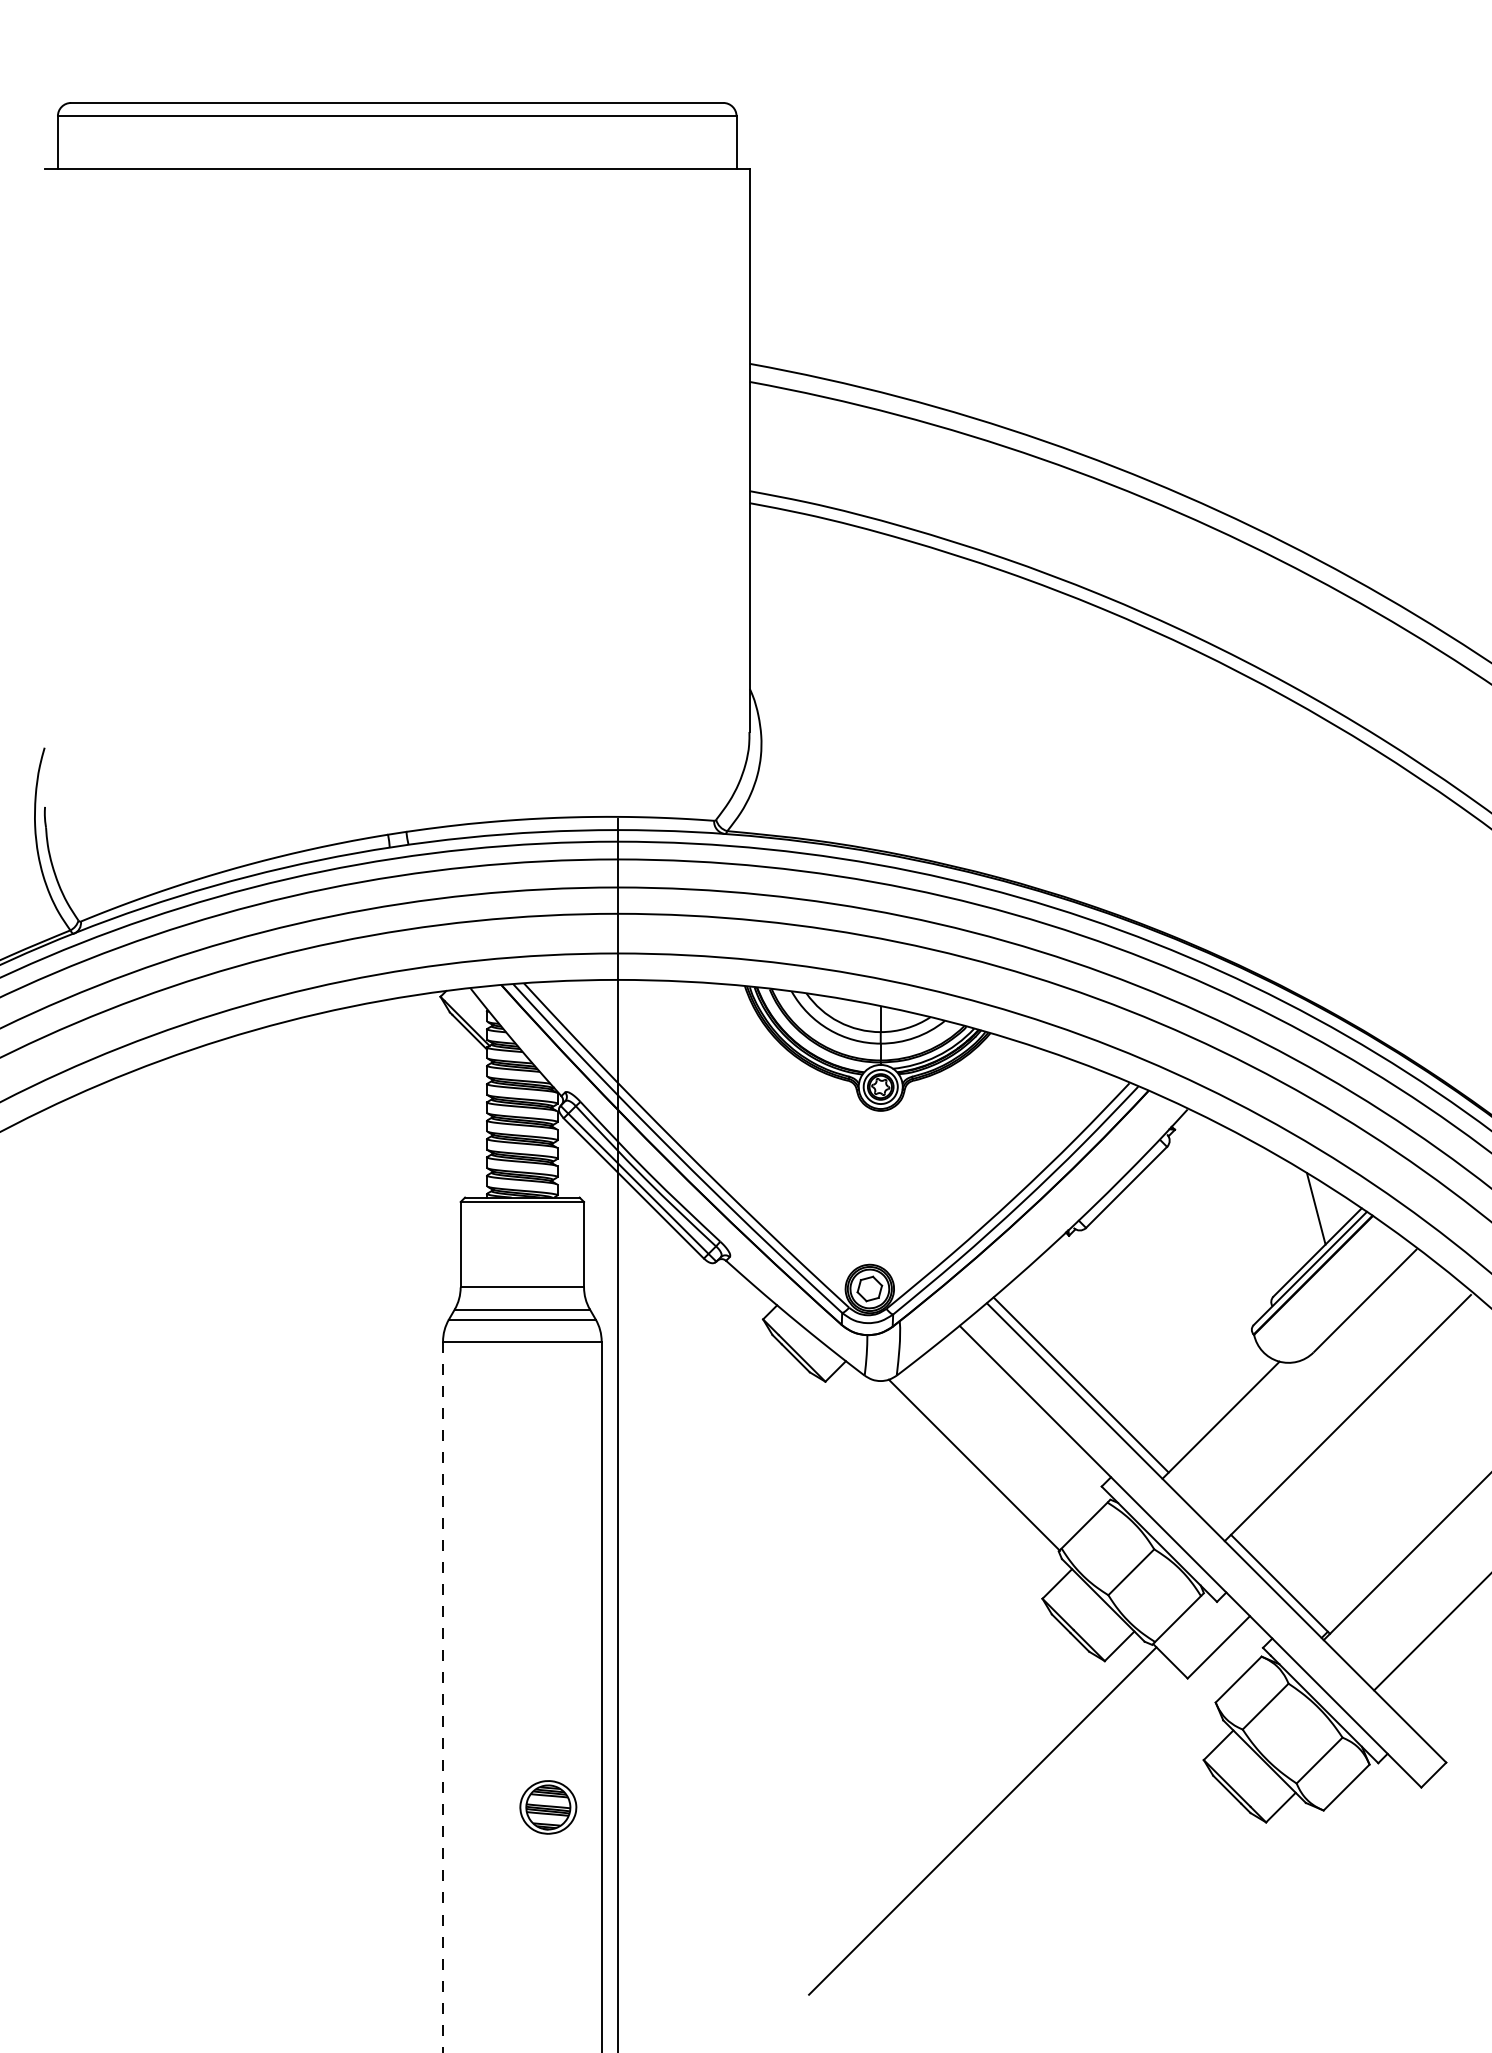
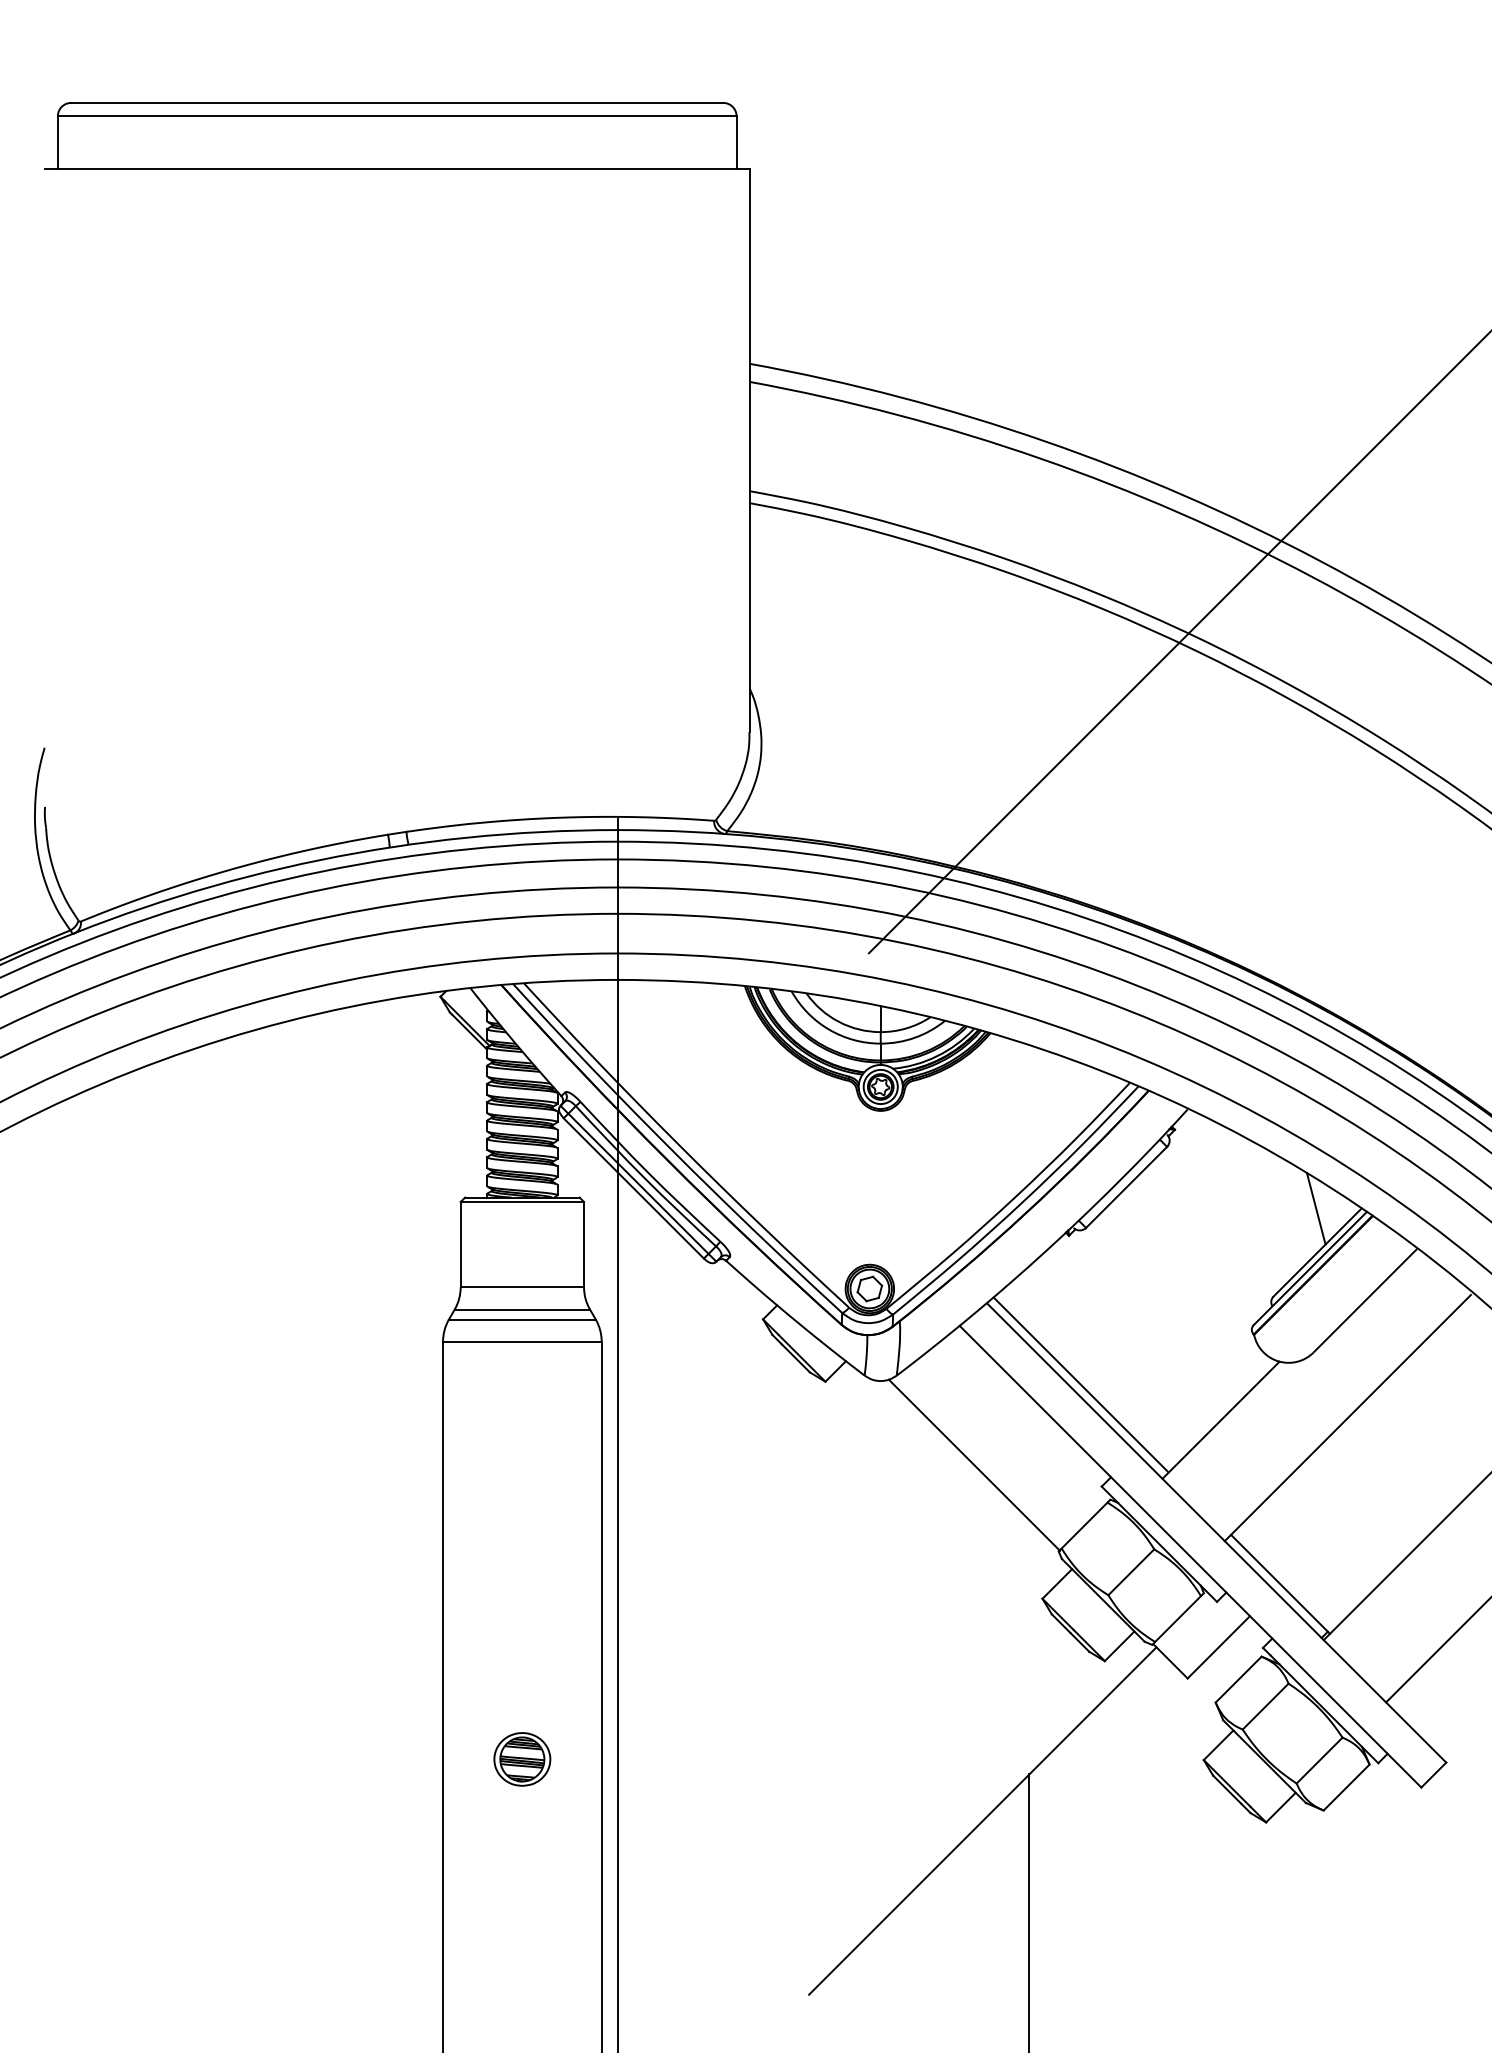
line: none -> present (1178, 643)
line position: (1431, 1632) -> (1437, 1650) (1437, 1650)
line: dashed -> solid (443, 1697)
part position: (548, 1807) -> (522, 1759) (522, 1759)
line: none -> present (1029, 1911)
